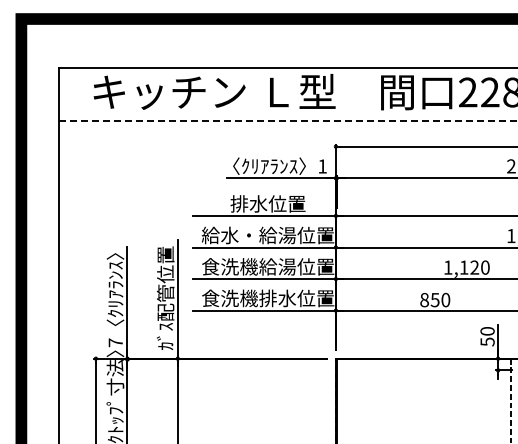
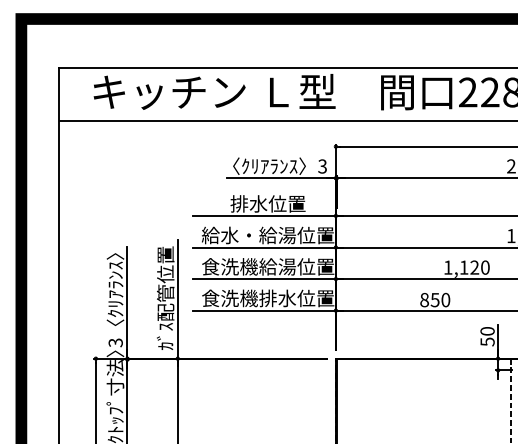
line: dashed -> solid (288, 121)
text: 1 -> 3 (322, 166)
text: 7 -> 3 (115, 342)
